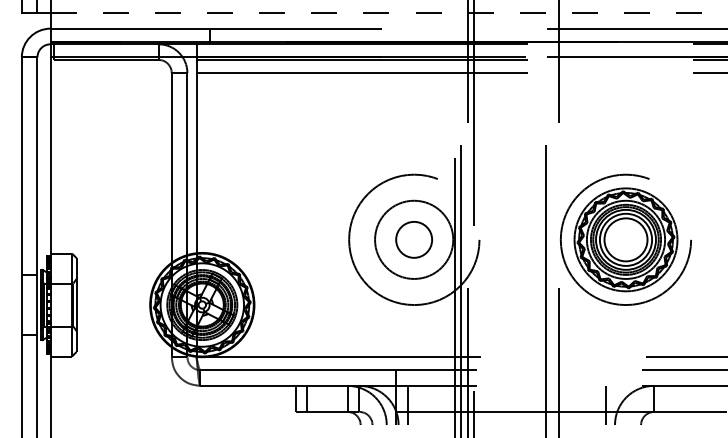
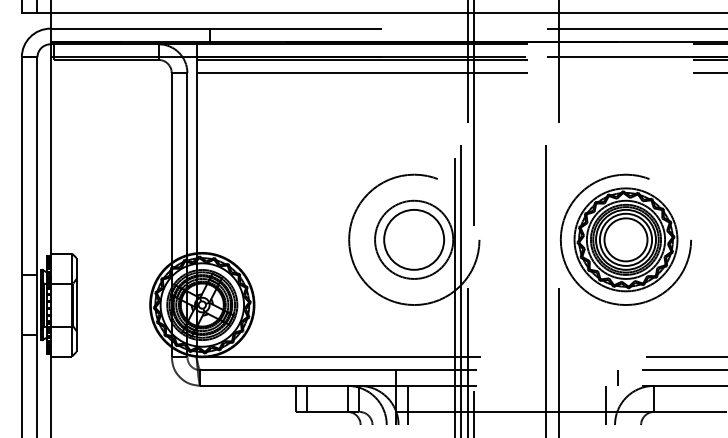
line: dashed -> solid (389, 13)
circle diameter: 36 px -> 60 px (414, 239)
line: none -> present (617, 377)
